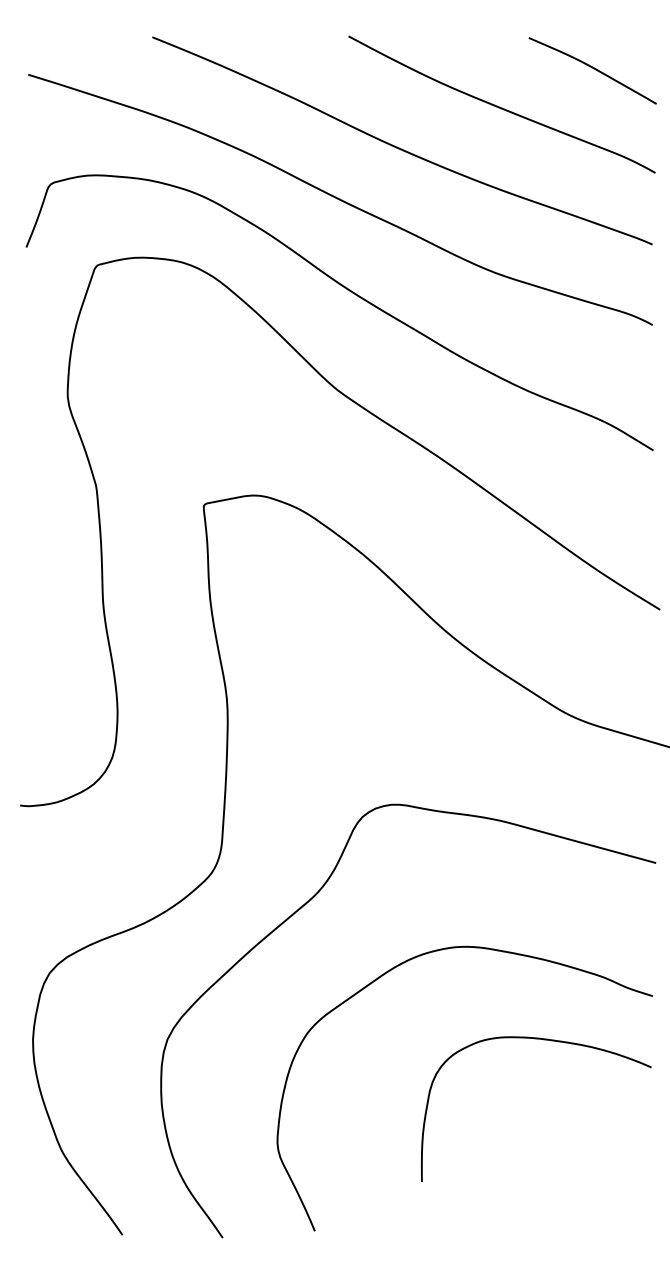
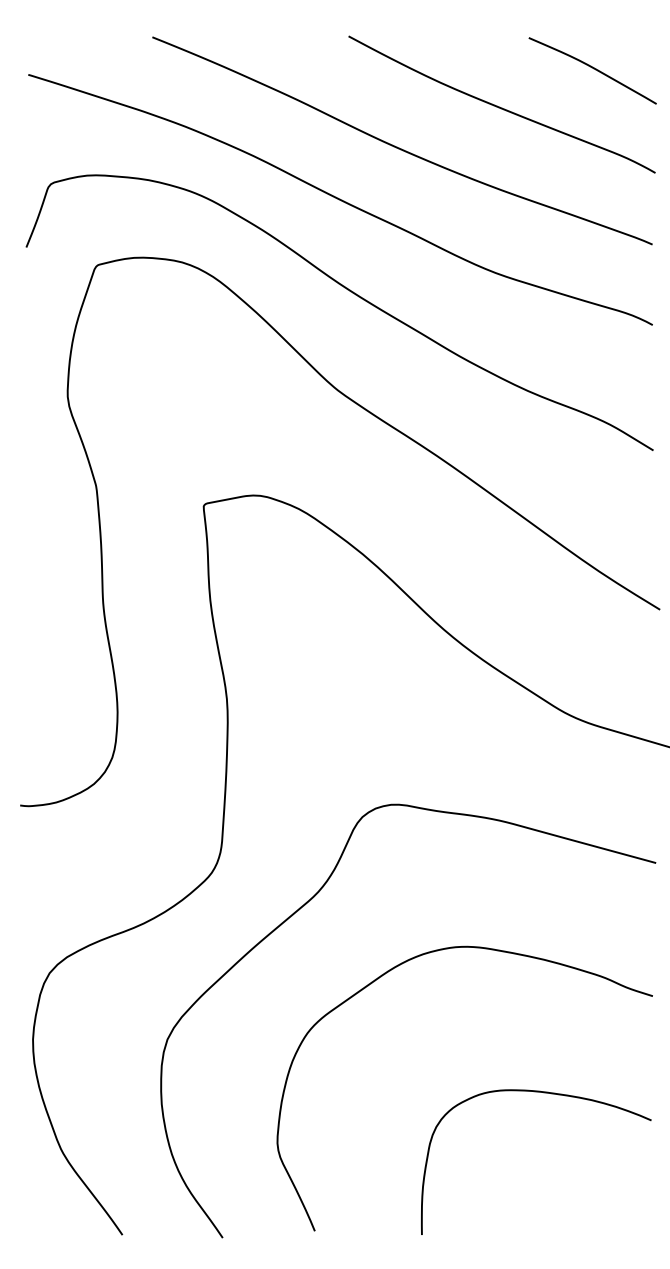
curve position: (543, 1040) -> (543, 1093) (543, 1093)
